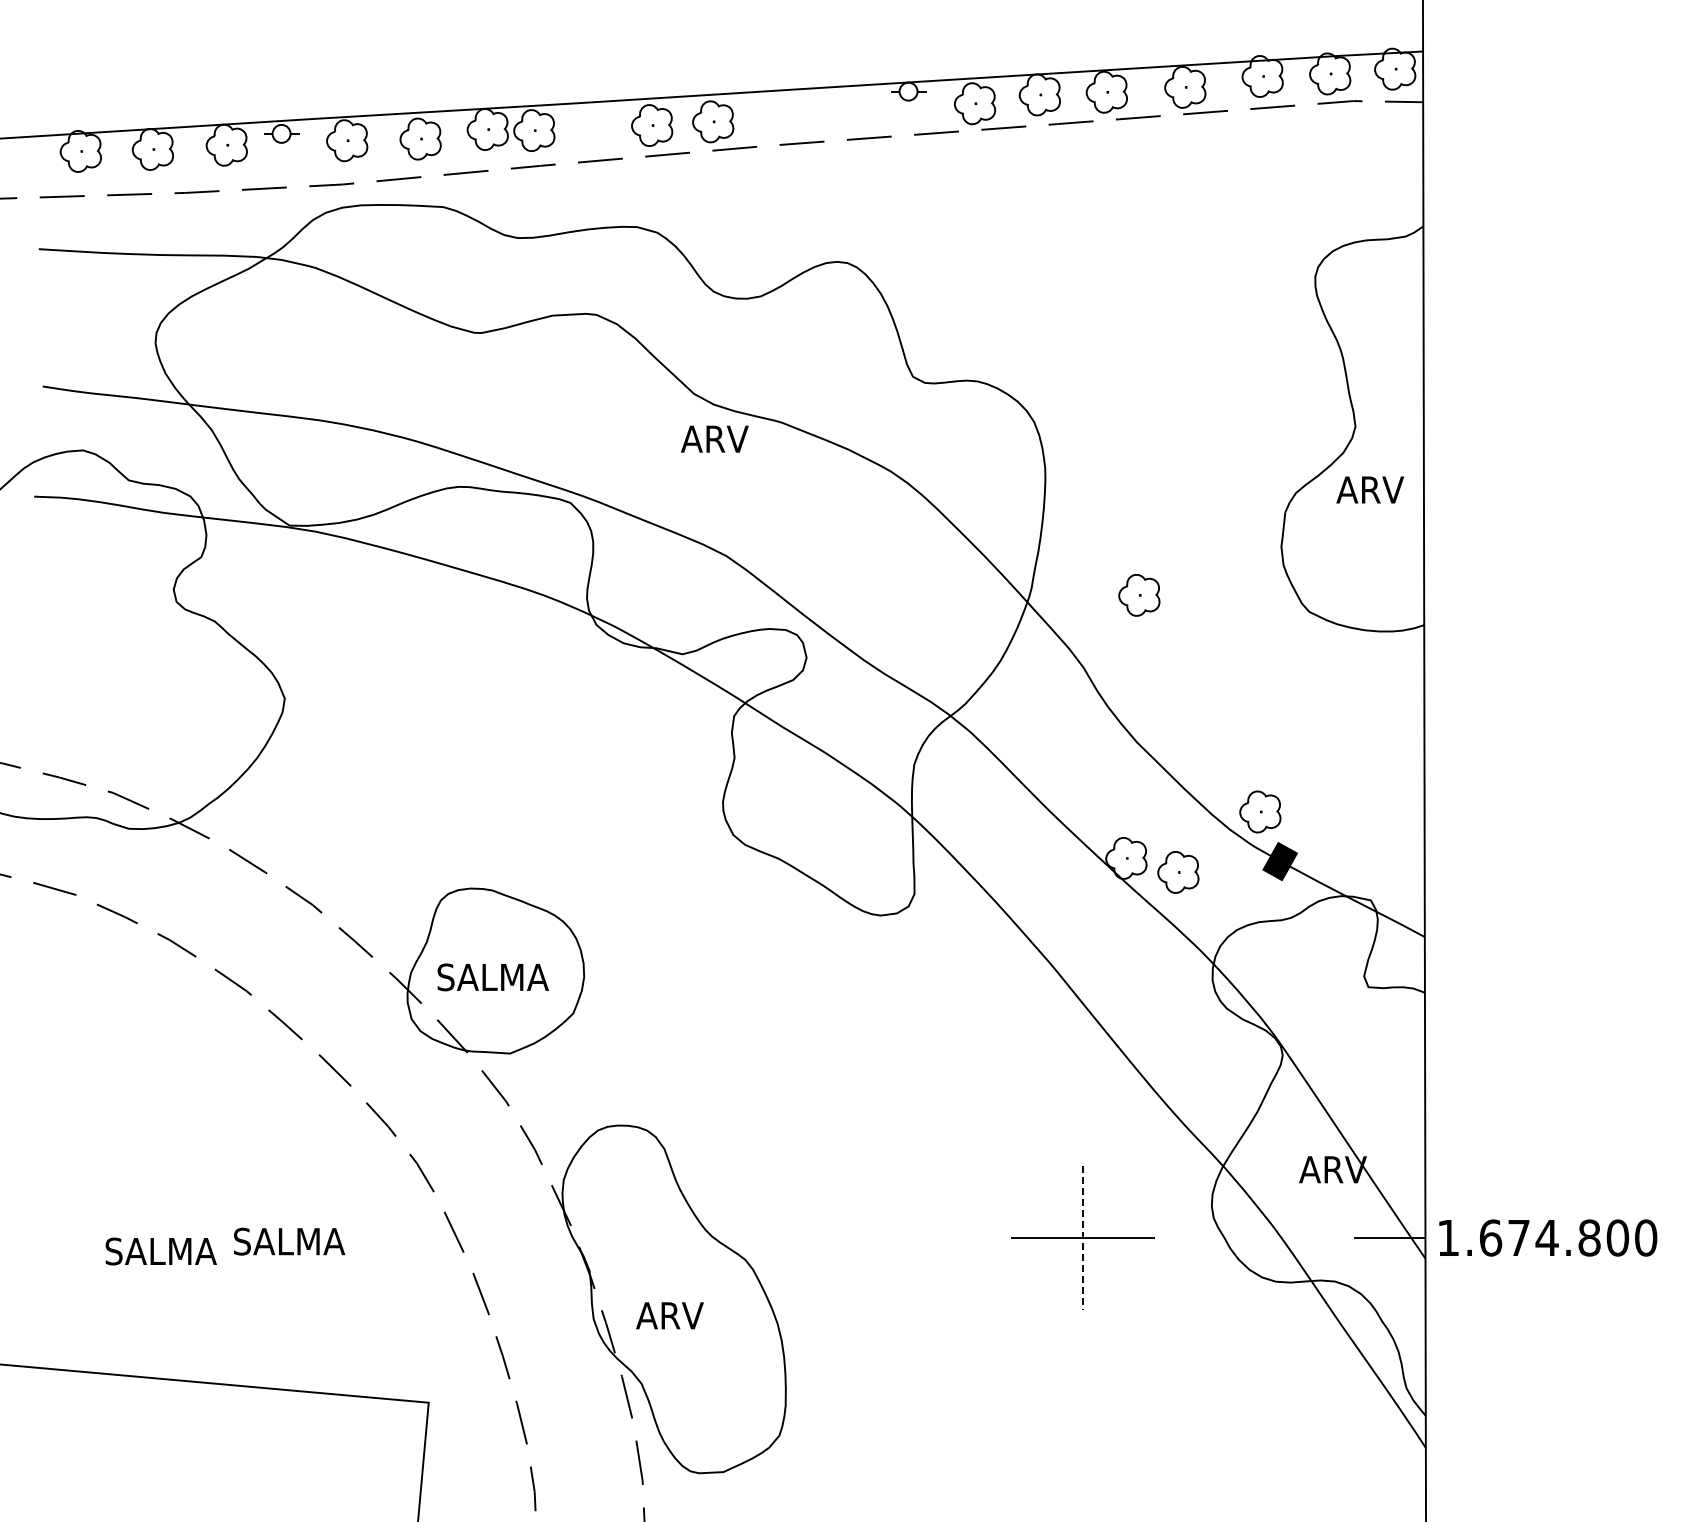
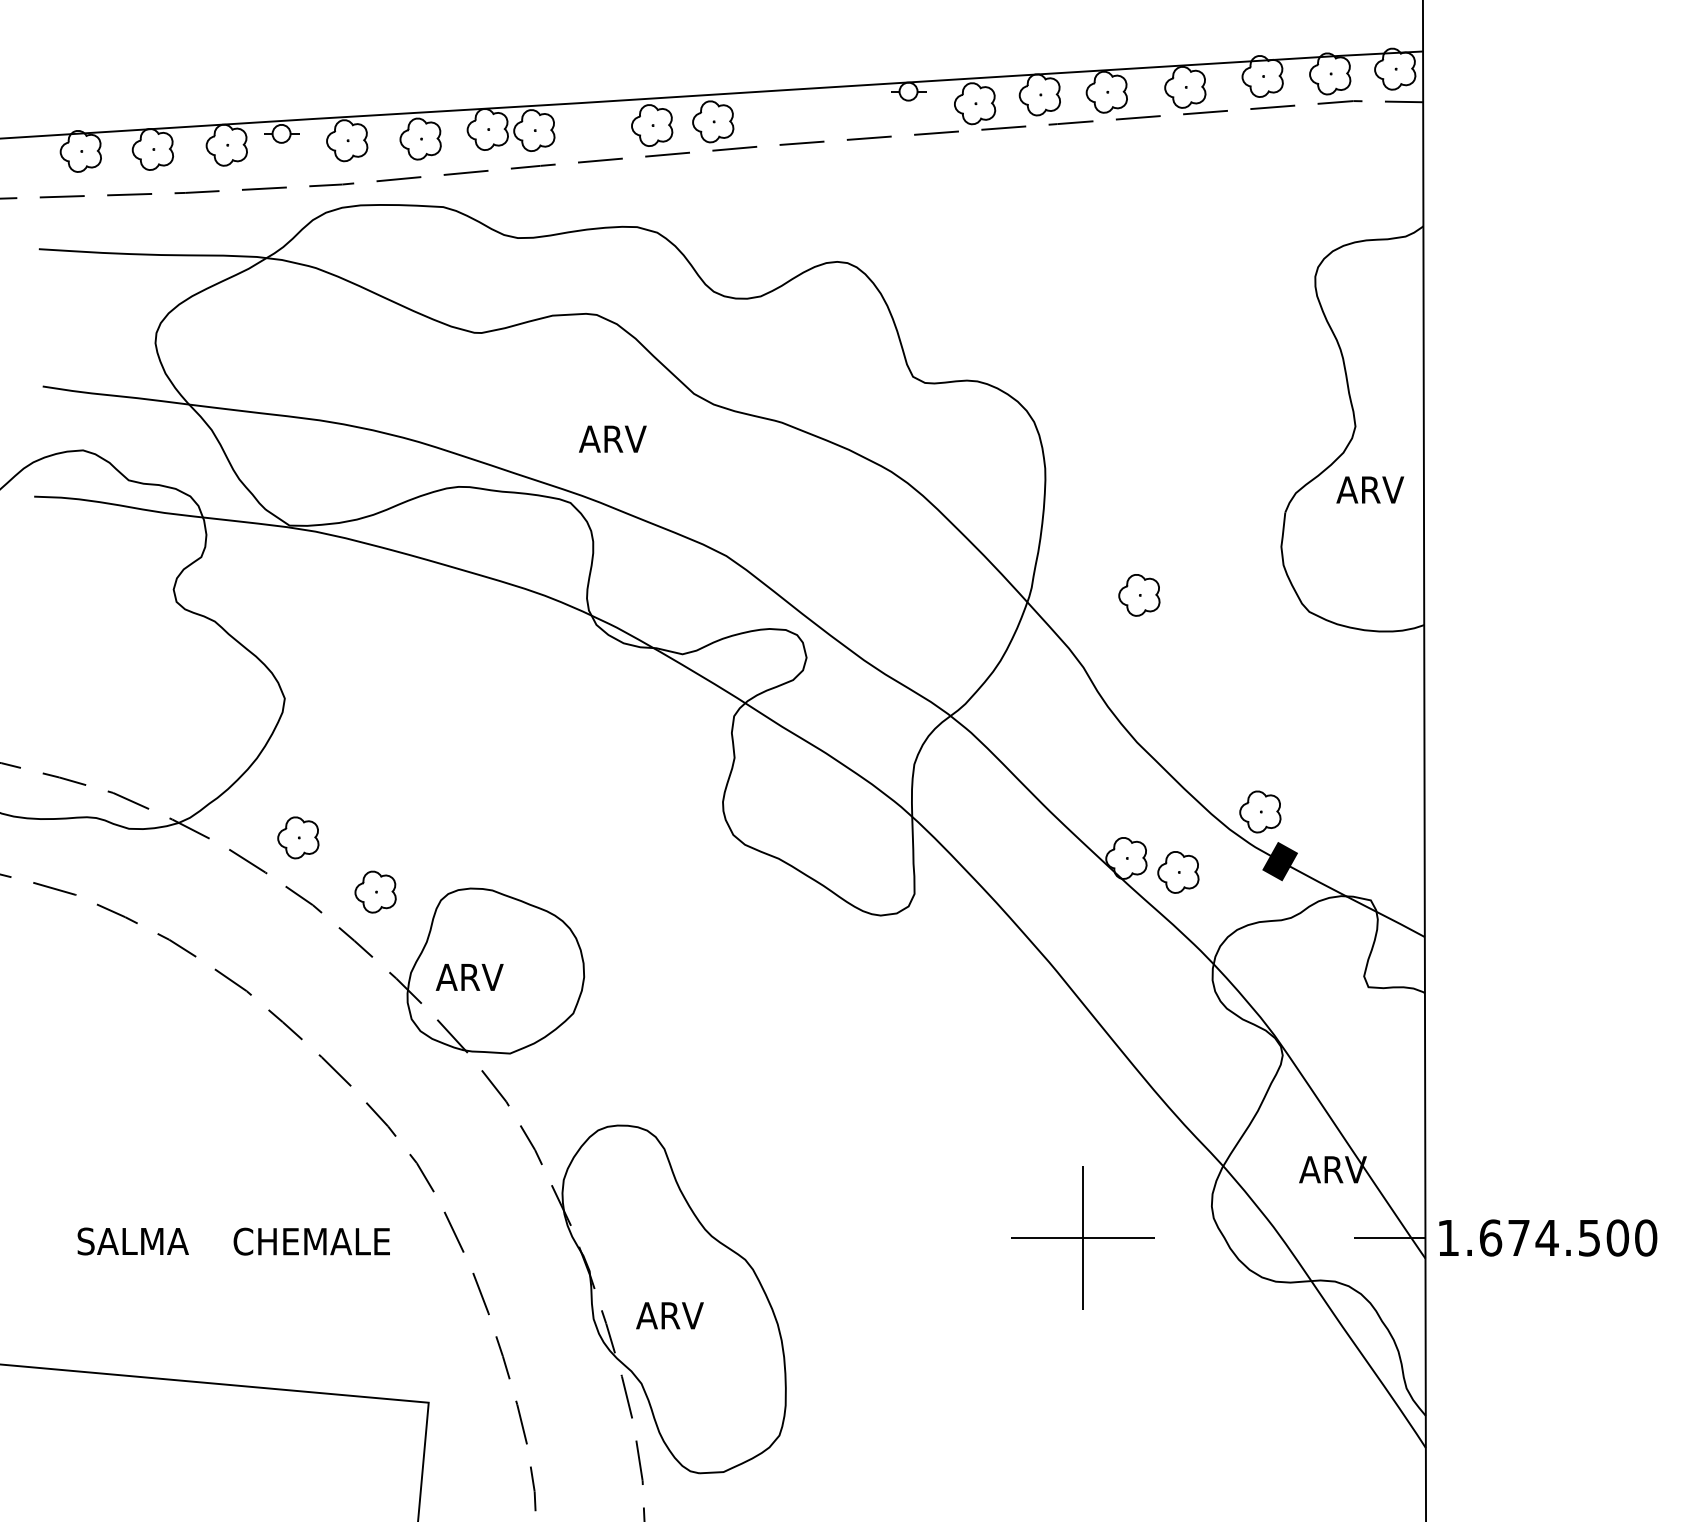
text position: (714, 438) -> (612, 438) (612, 438)
part: none -> present (298, 837)
part: none -> present (375, 891)
text: SALMA -> ARV (491, 977)
text: 1.674.800 -> 1.674.500 (1589, 1237)
line: dashed -> solid (1082, 1238)
text: SALMA -> CHEMALE (311, 1241)
text position: (160, 1251) -> (132, 1241) (132, 1241)
